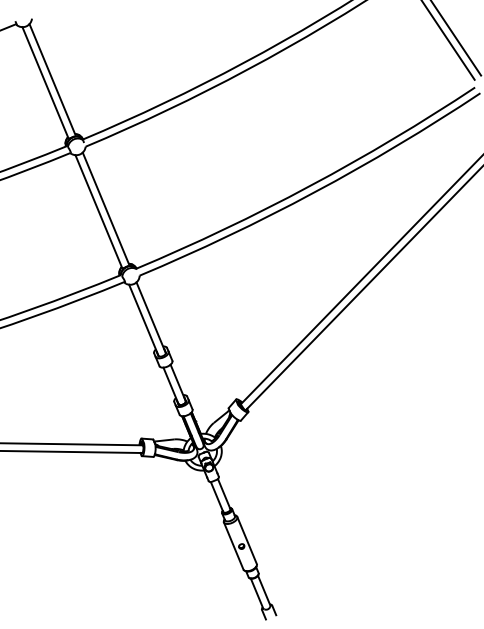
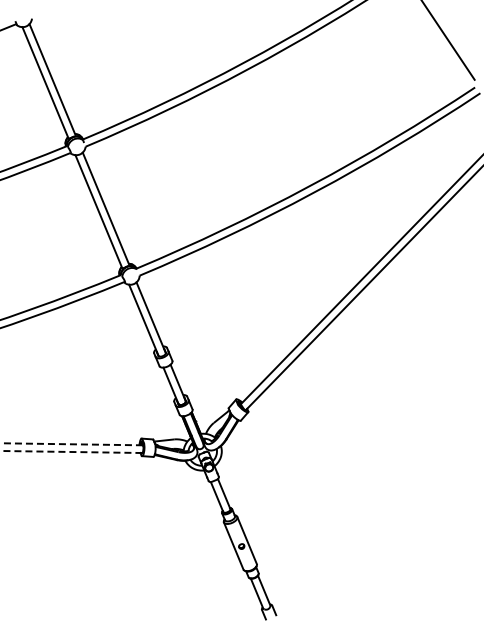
line: present -> none (456, 38)
line: solid -> dashed (71, 444)
line: solid -> dashed (71, 451)
